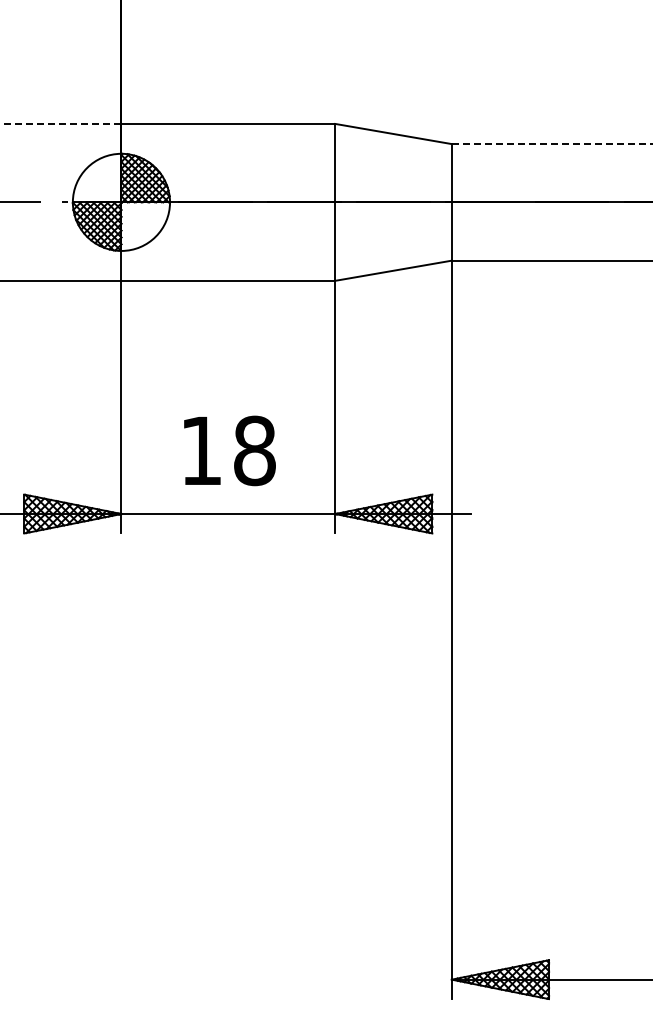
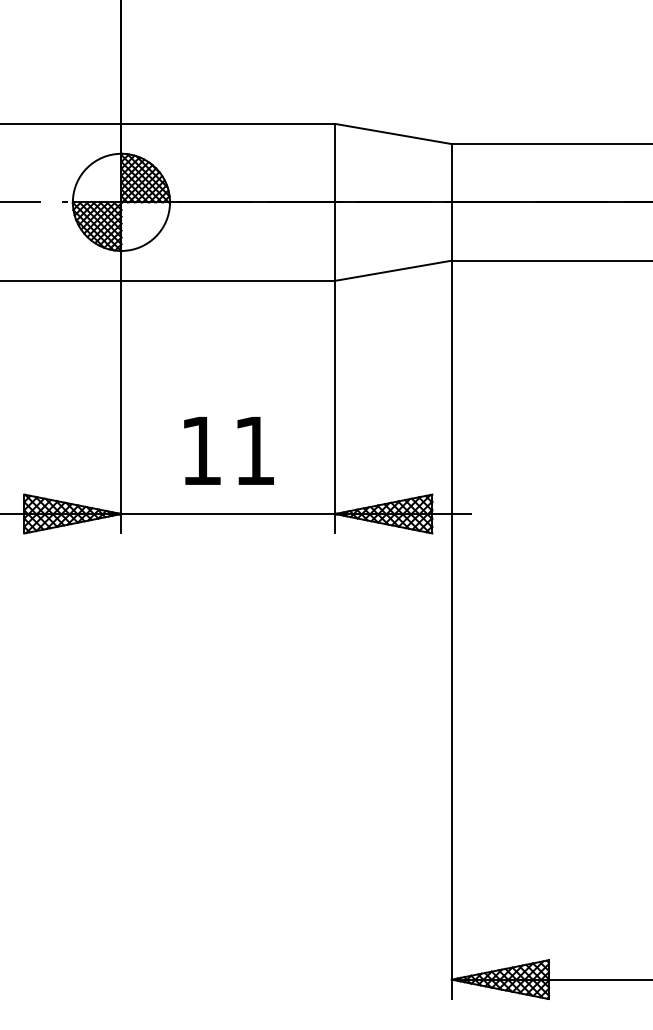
line: dashed -> solid (60, 123)
line: dashed -> solid (552, 144)
text: 18 -> 11 (254, 450)
